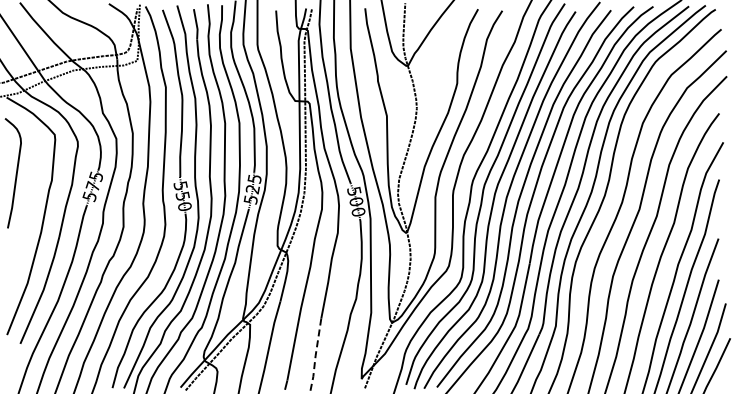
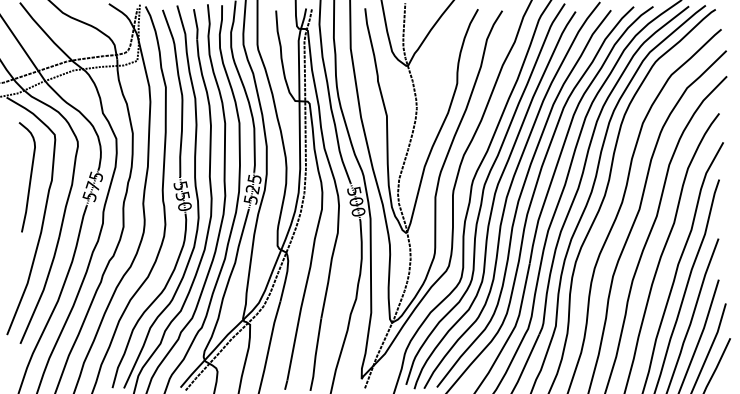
curve position: (15, 173) -> (29, 177) (29, 177)
line: dashed -> solid (315, 355)
